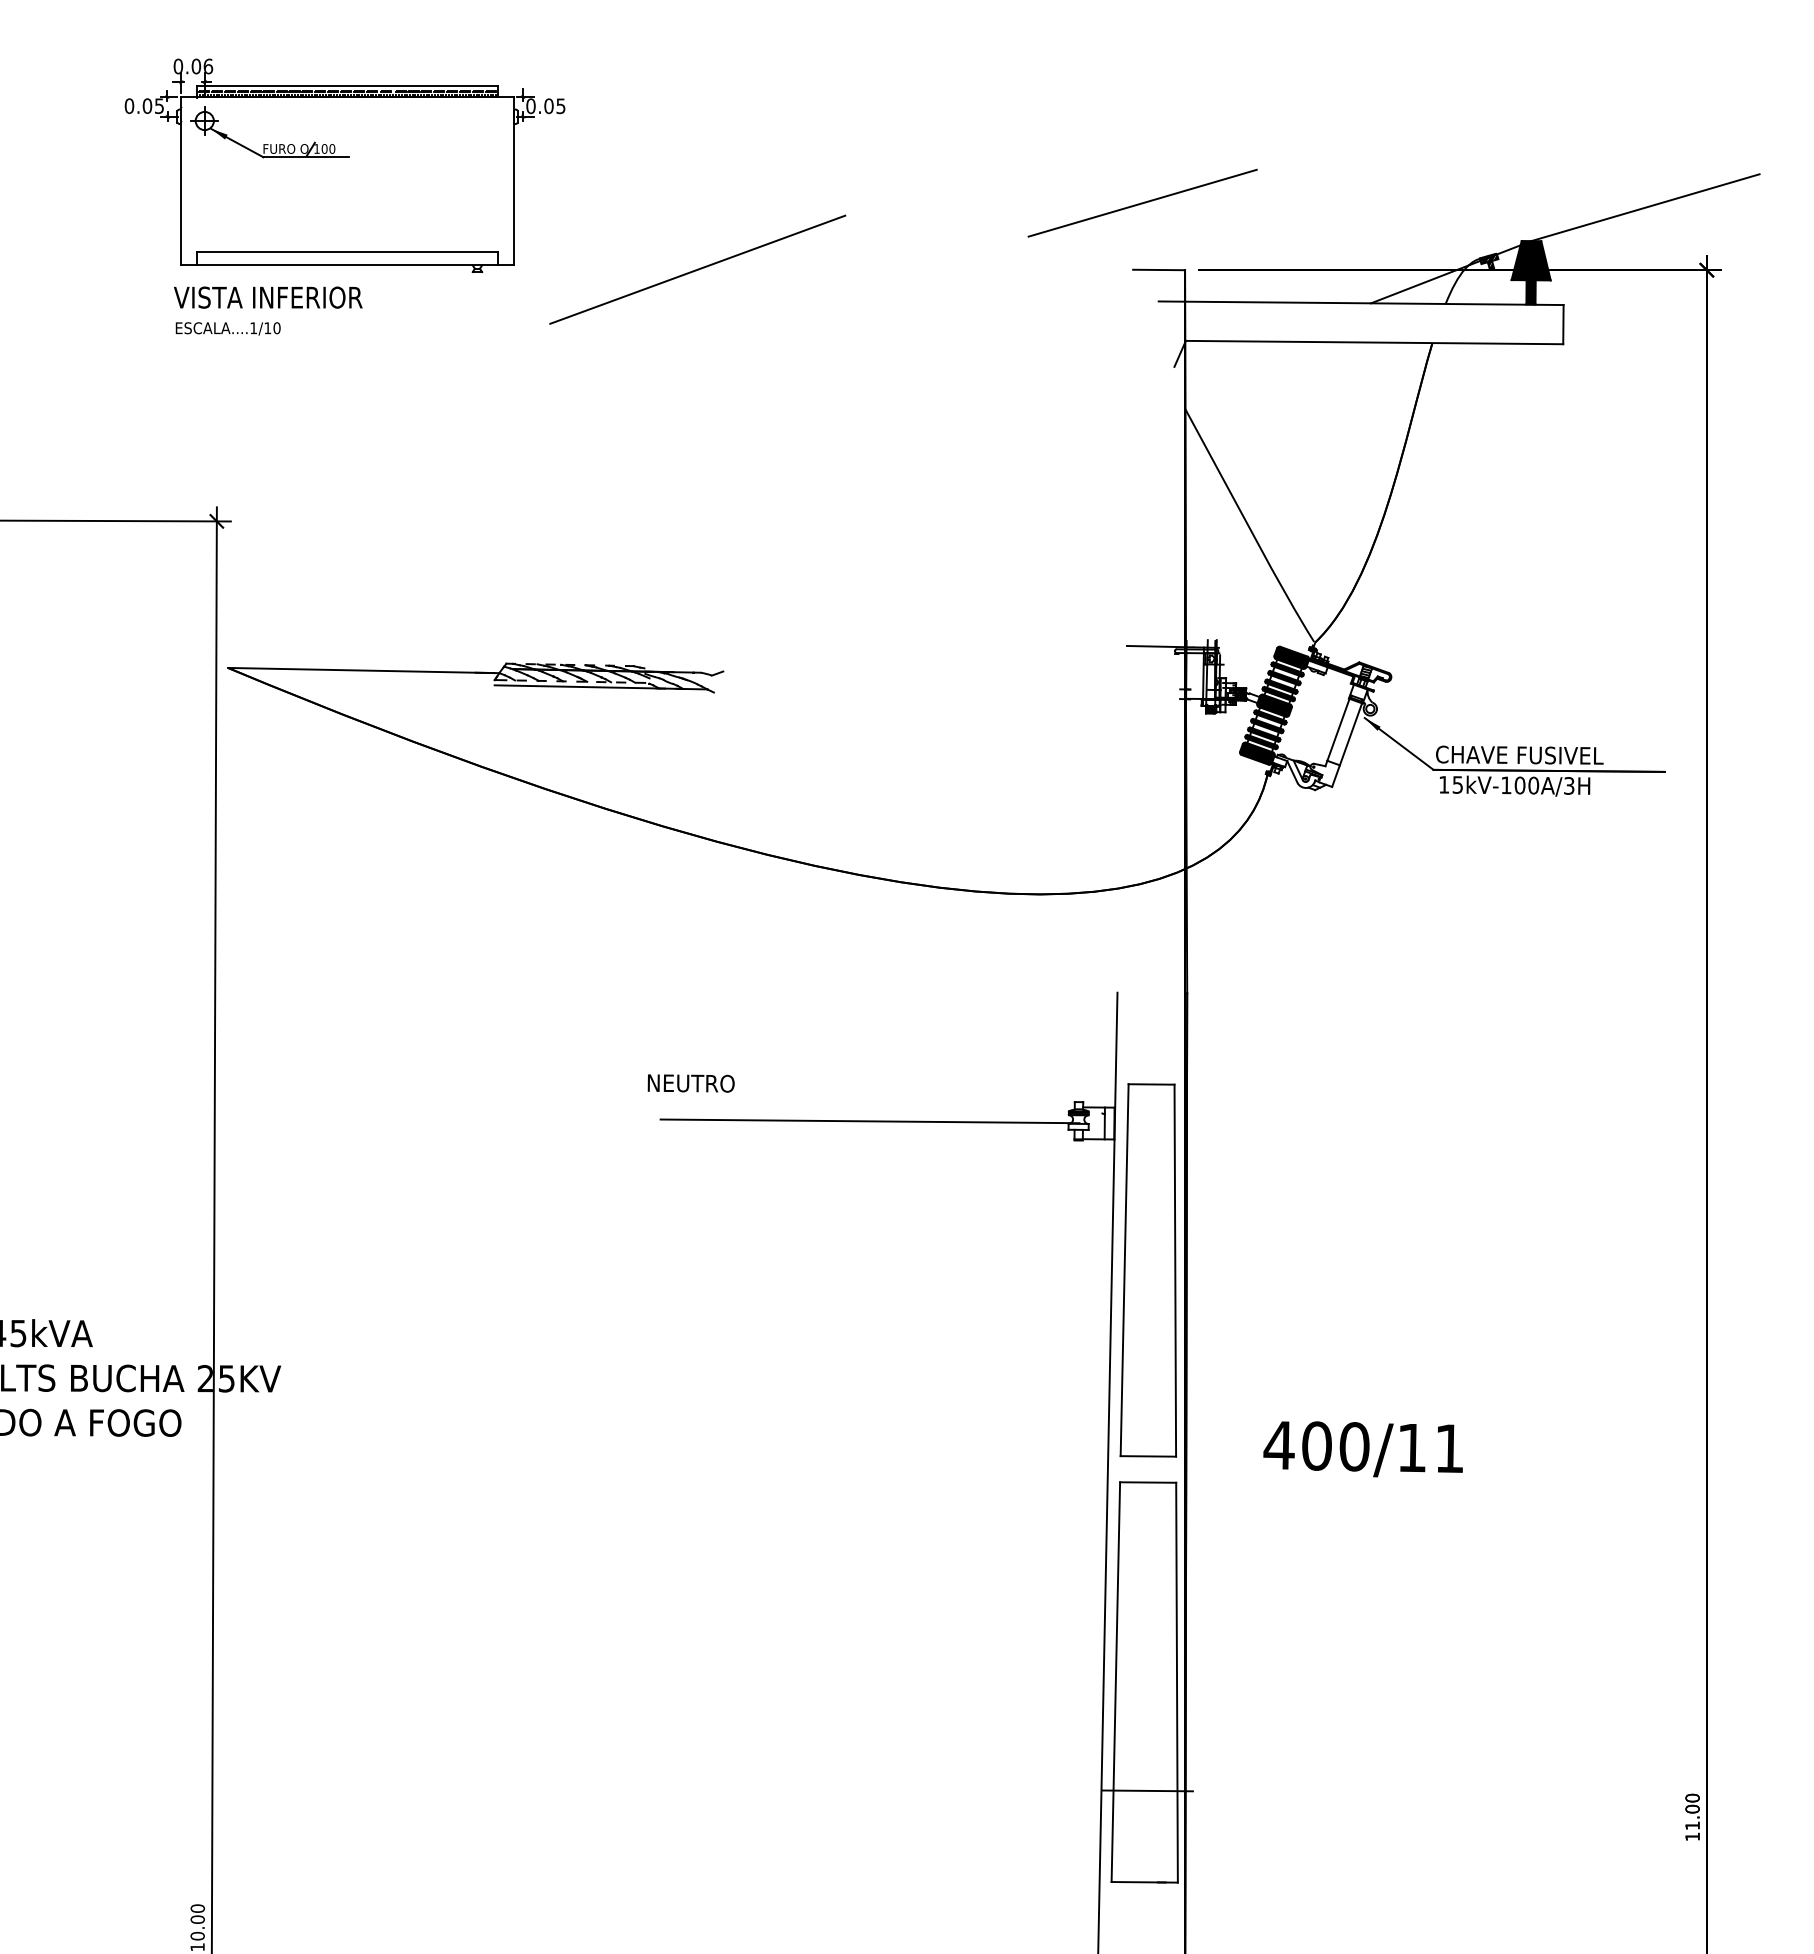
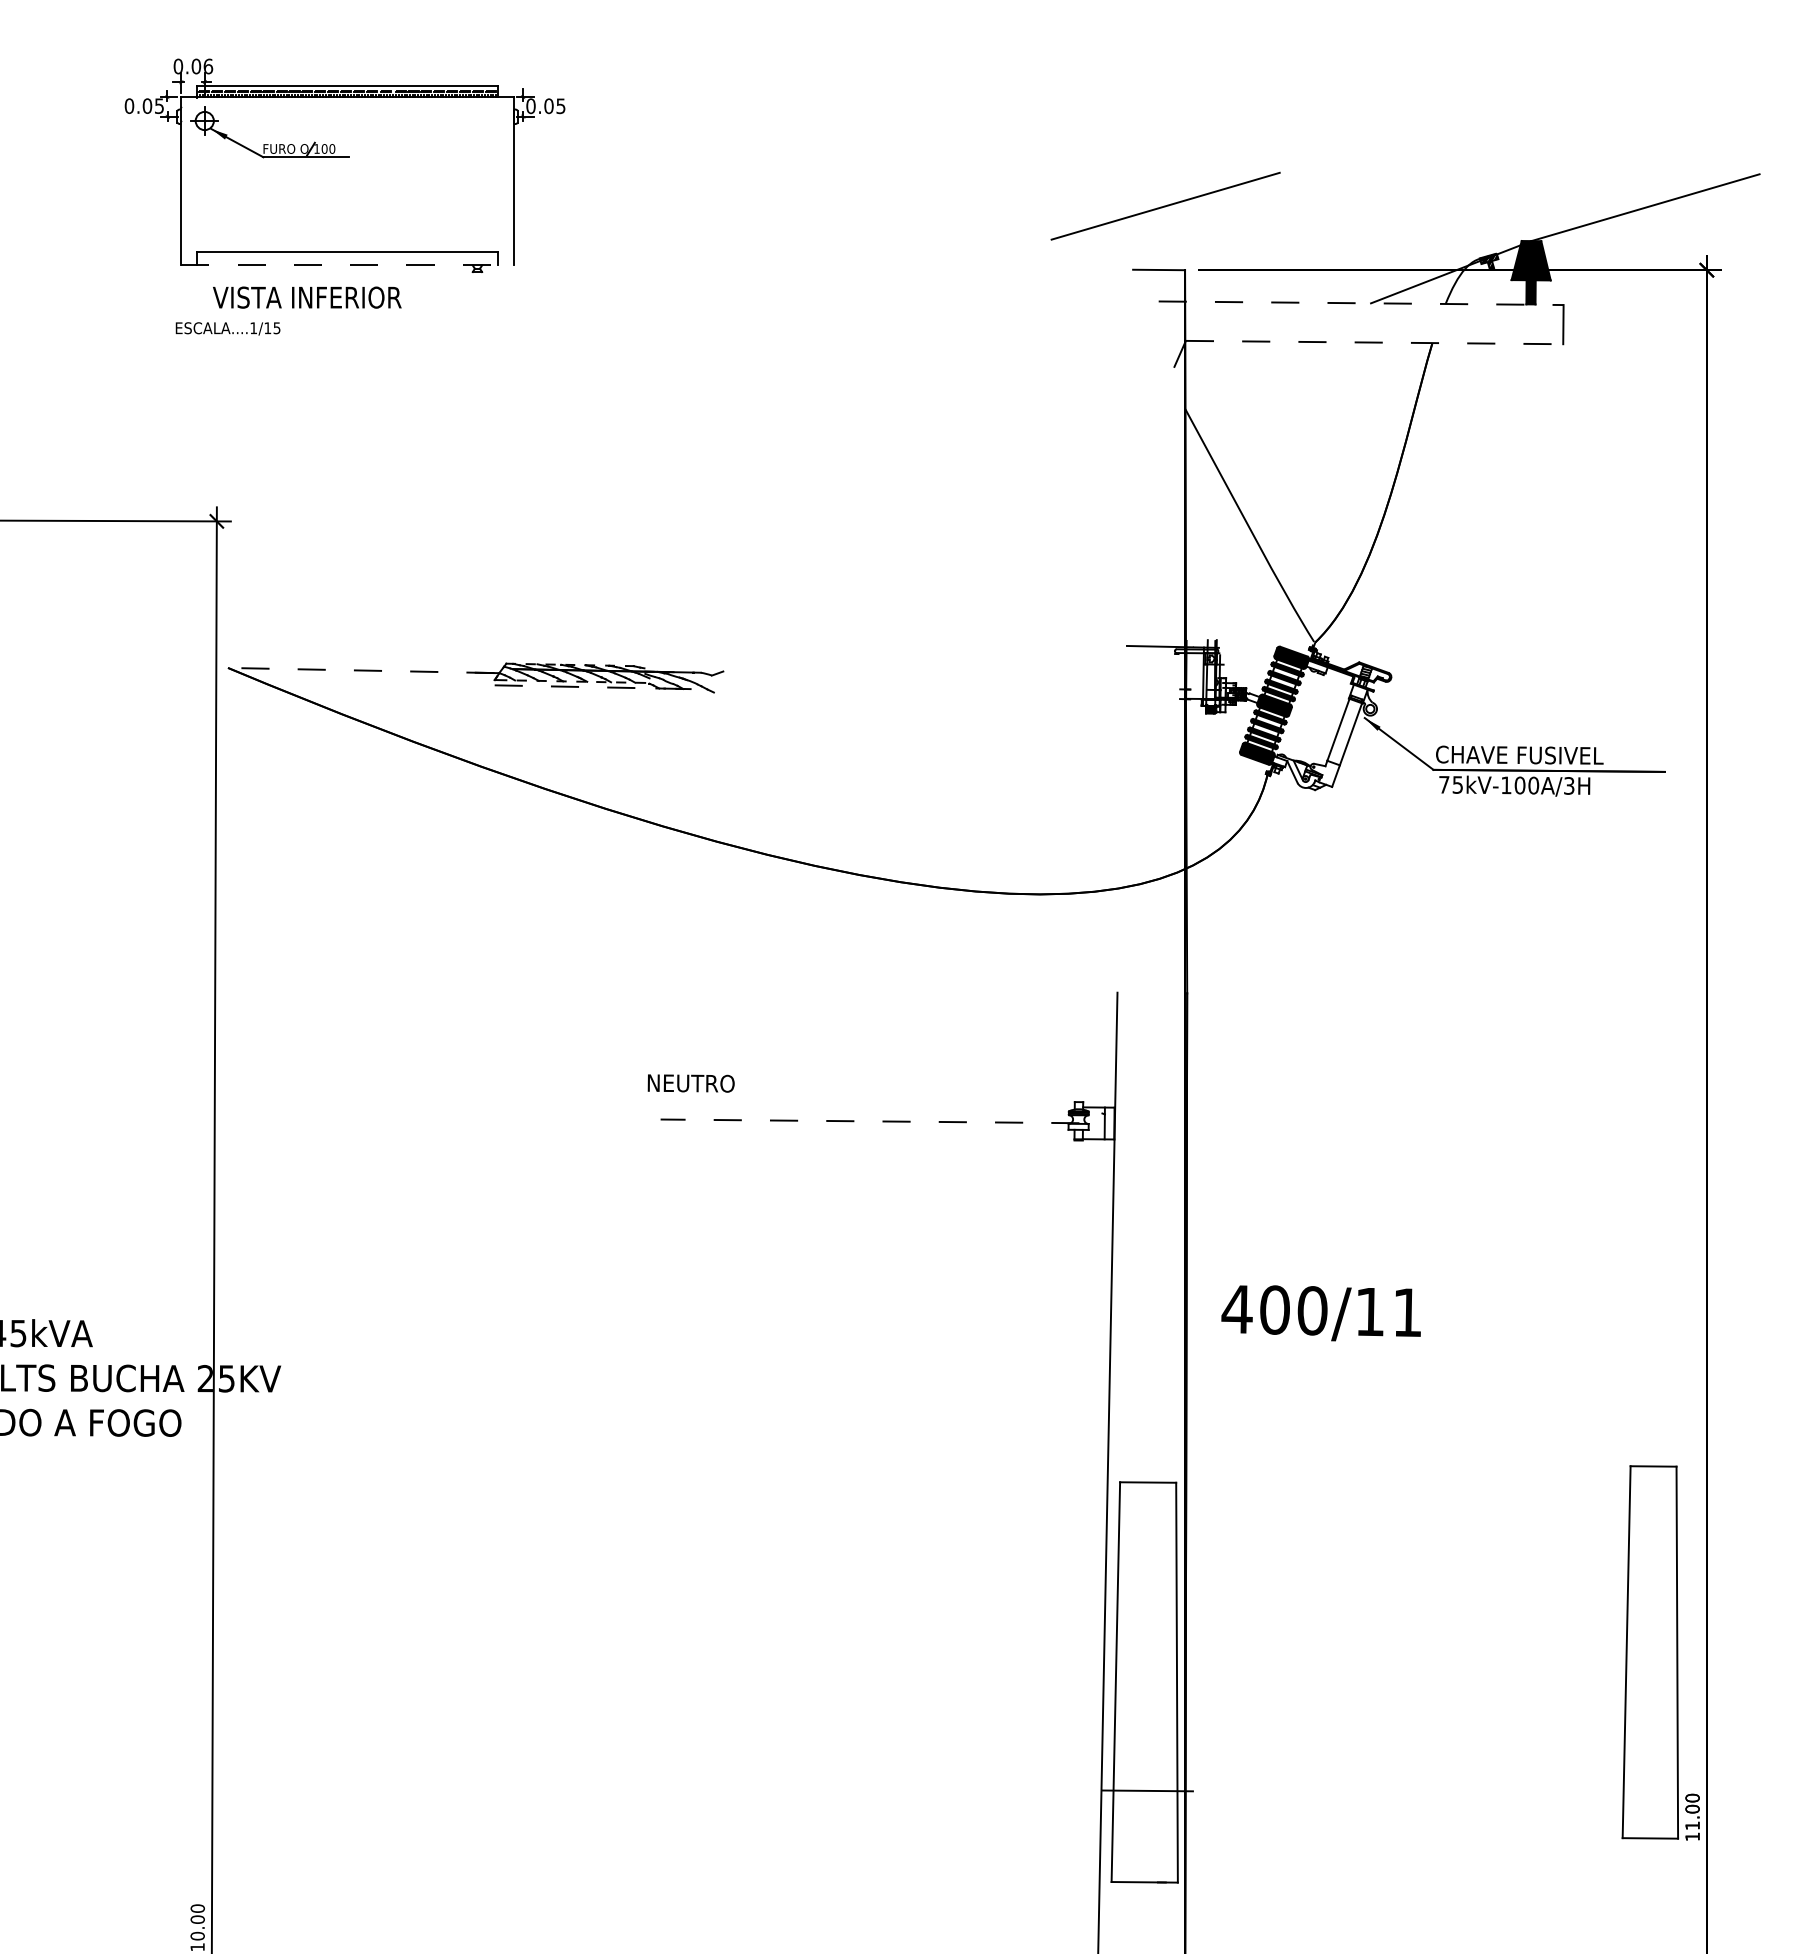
line position: (1142, 202) -> (1165, 205) (1165, 205)
line: solid -> dashed (348, 265)
line: present -> none (697, 269)
text position: (268, 297) -> (307, 297) (307, 297)
line: solid -> dashed (1361, 303)
text: ESCALA....1/10 -> ESCALA....1/15 (276, 328)
line: solid -> dashed (1374, 342)
line: solid -> dashed (360, 670)
line: solid -> dashed (601, 687)
text: 15kV-100A/3H -> 75kV-100A/3H (1444, 784)
line: solid -> dashed (869, 1121)
part position: (1147, 1270) -> (1649, 1652) (1649, 1652)
text position: (1362, 1449) -> (1320, 1313) (1320, 1313)
